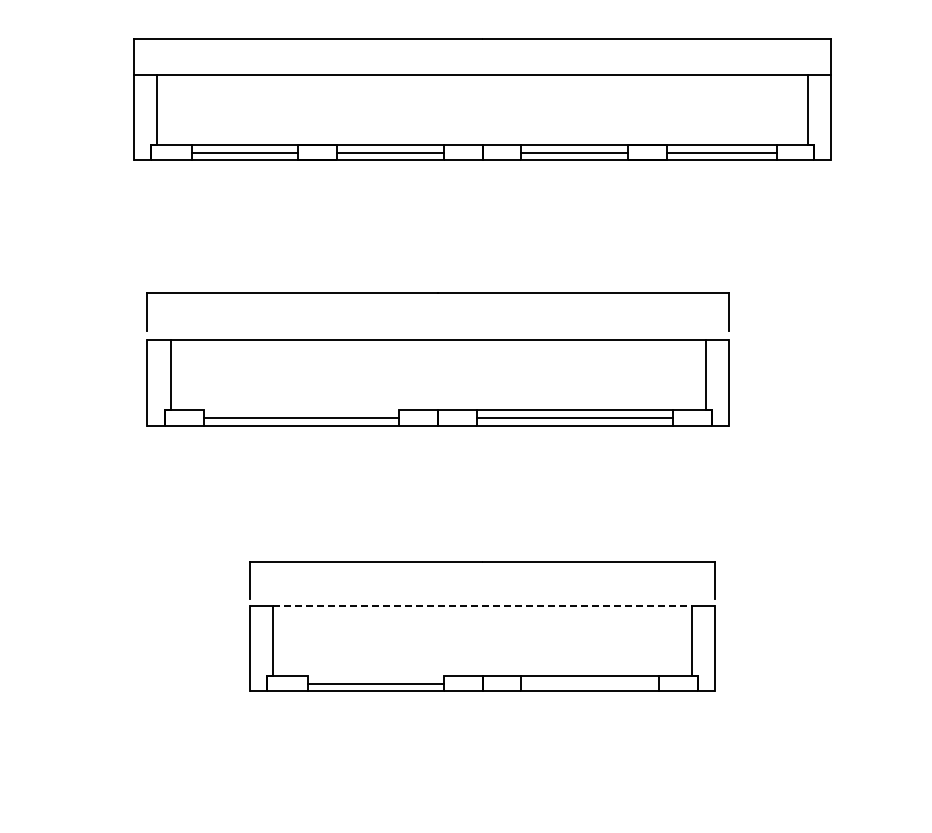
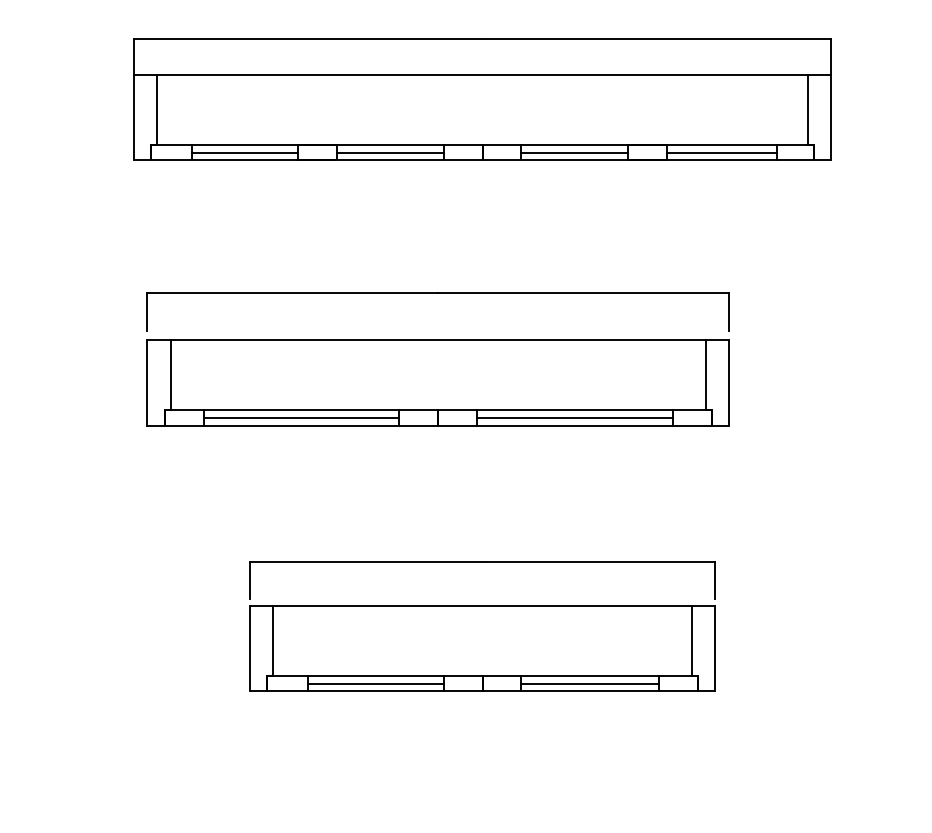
line: none -> present (301, 410)
line: dashed -> solid (483, 606)
line: none -> present (375, 675)
line: none -> present (589, 683)
